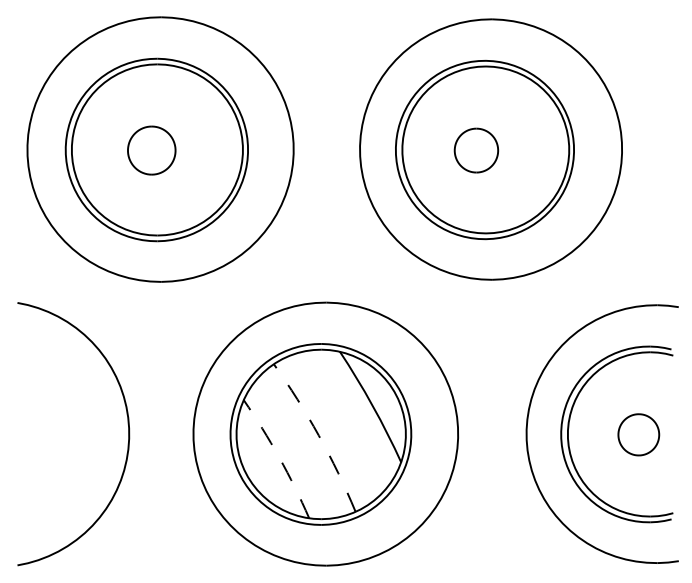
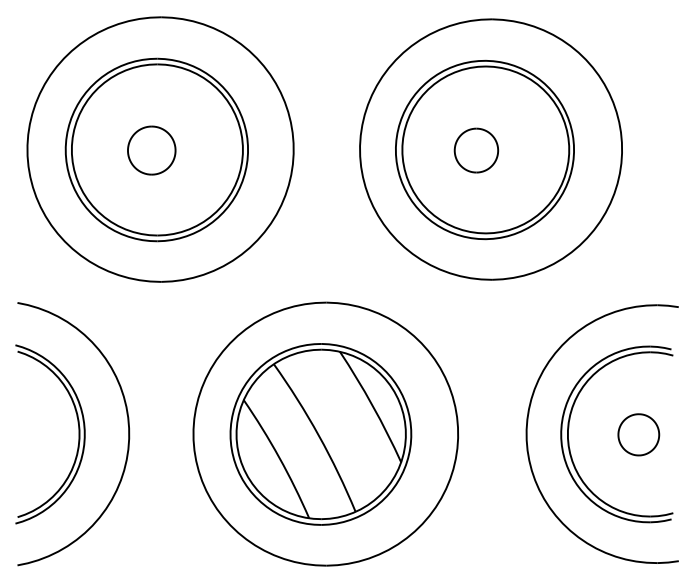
part: none -> present (78, 434)
arc: dashed -> solid (318, 435)
arc: dashed -> solid (279, 457)
